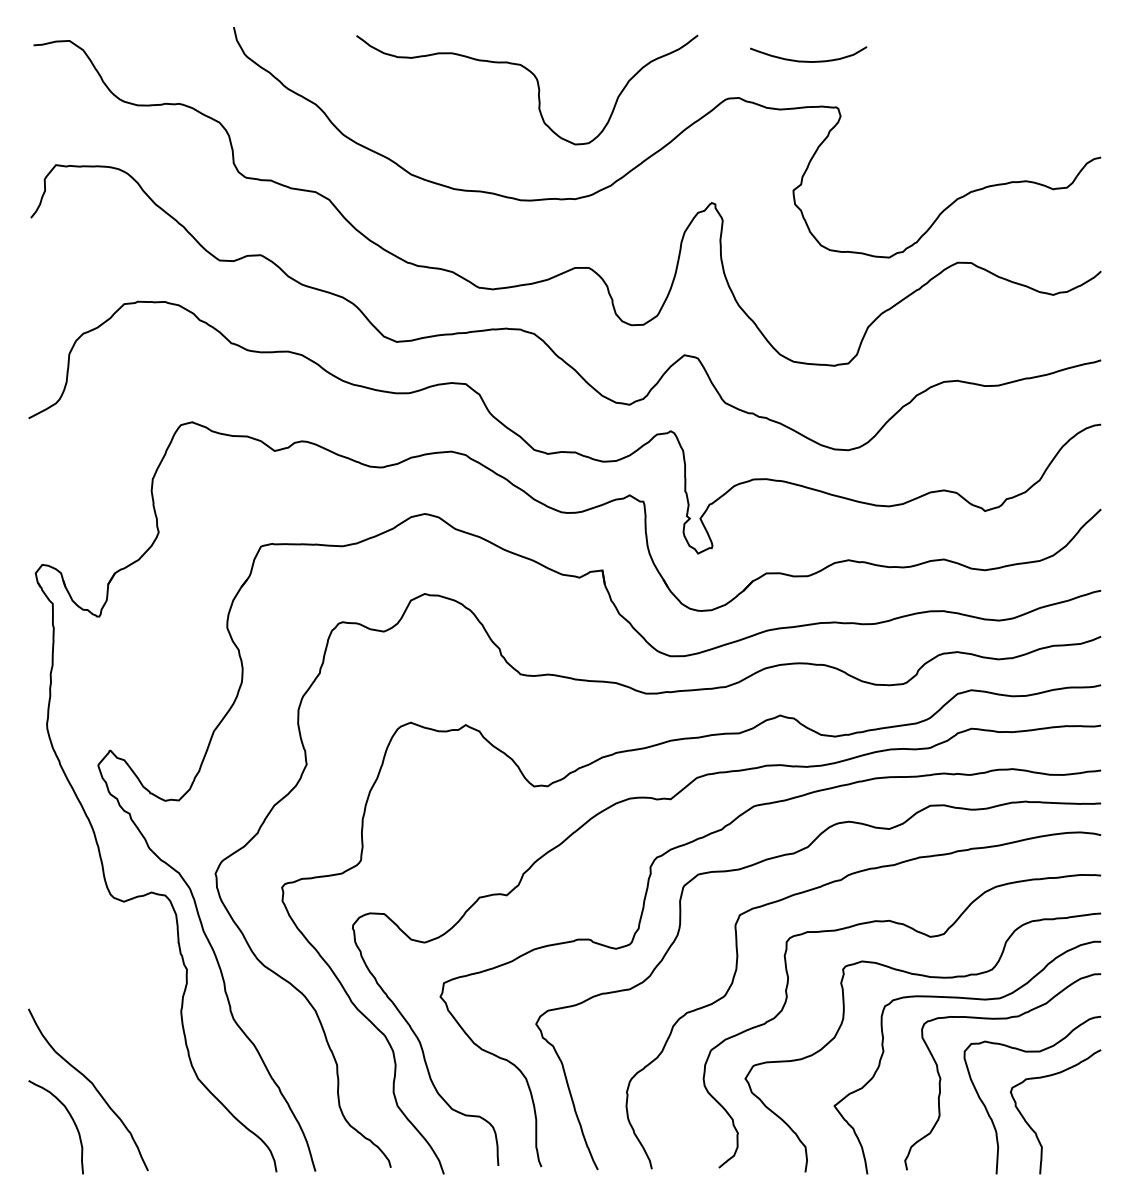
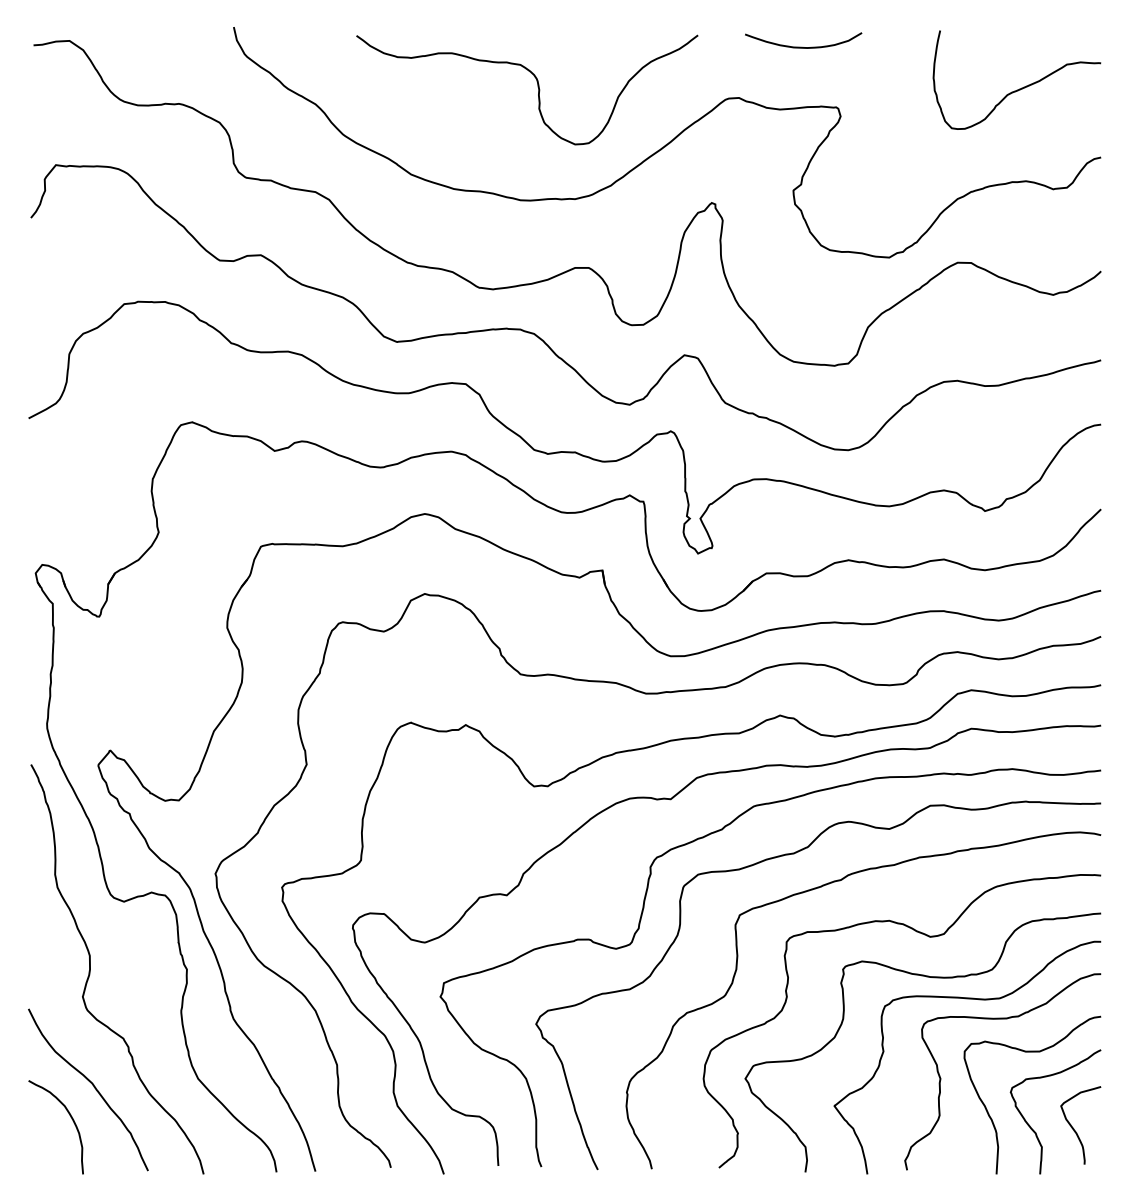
curve position: (807, 60) -> (802, 46) (802, 46)
curve: none -> present (1021, 87)
curve: none -> present (90, 969)
curve: none -> present (1074, 1128)
